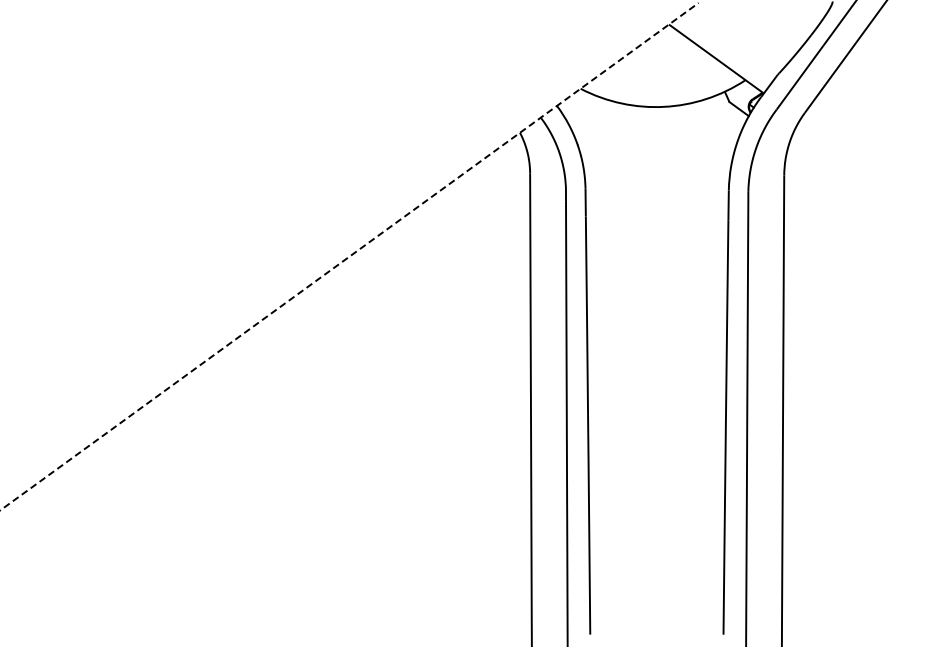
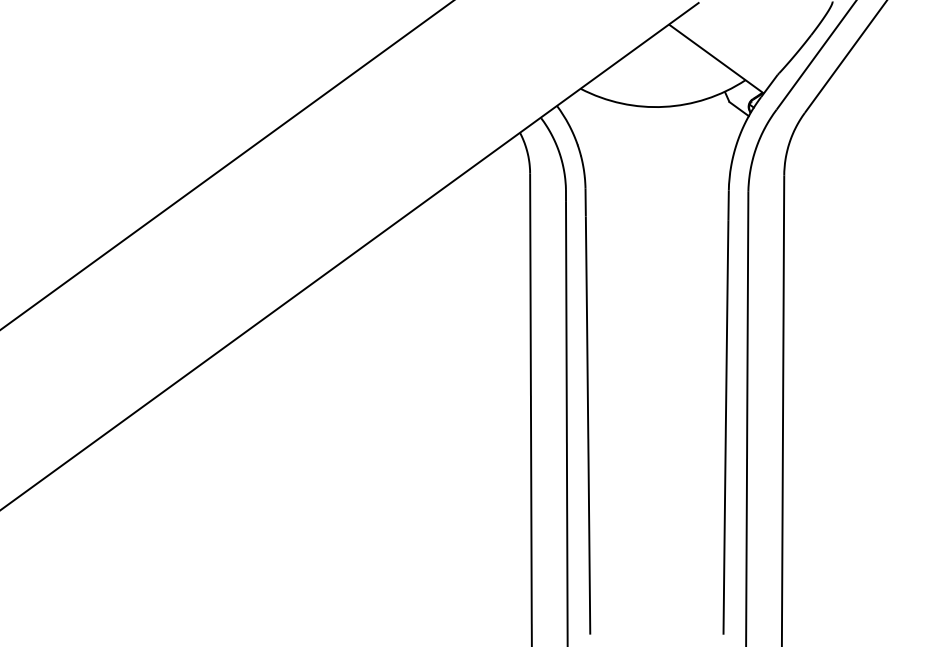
line: none -> present (226, 165)
line: dashed -> solid (350, 256)
